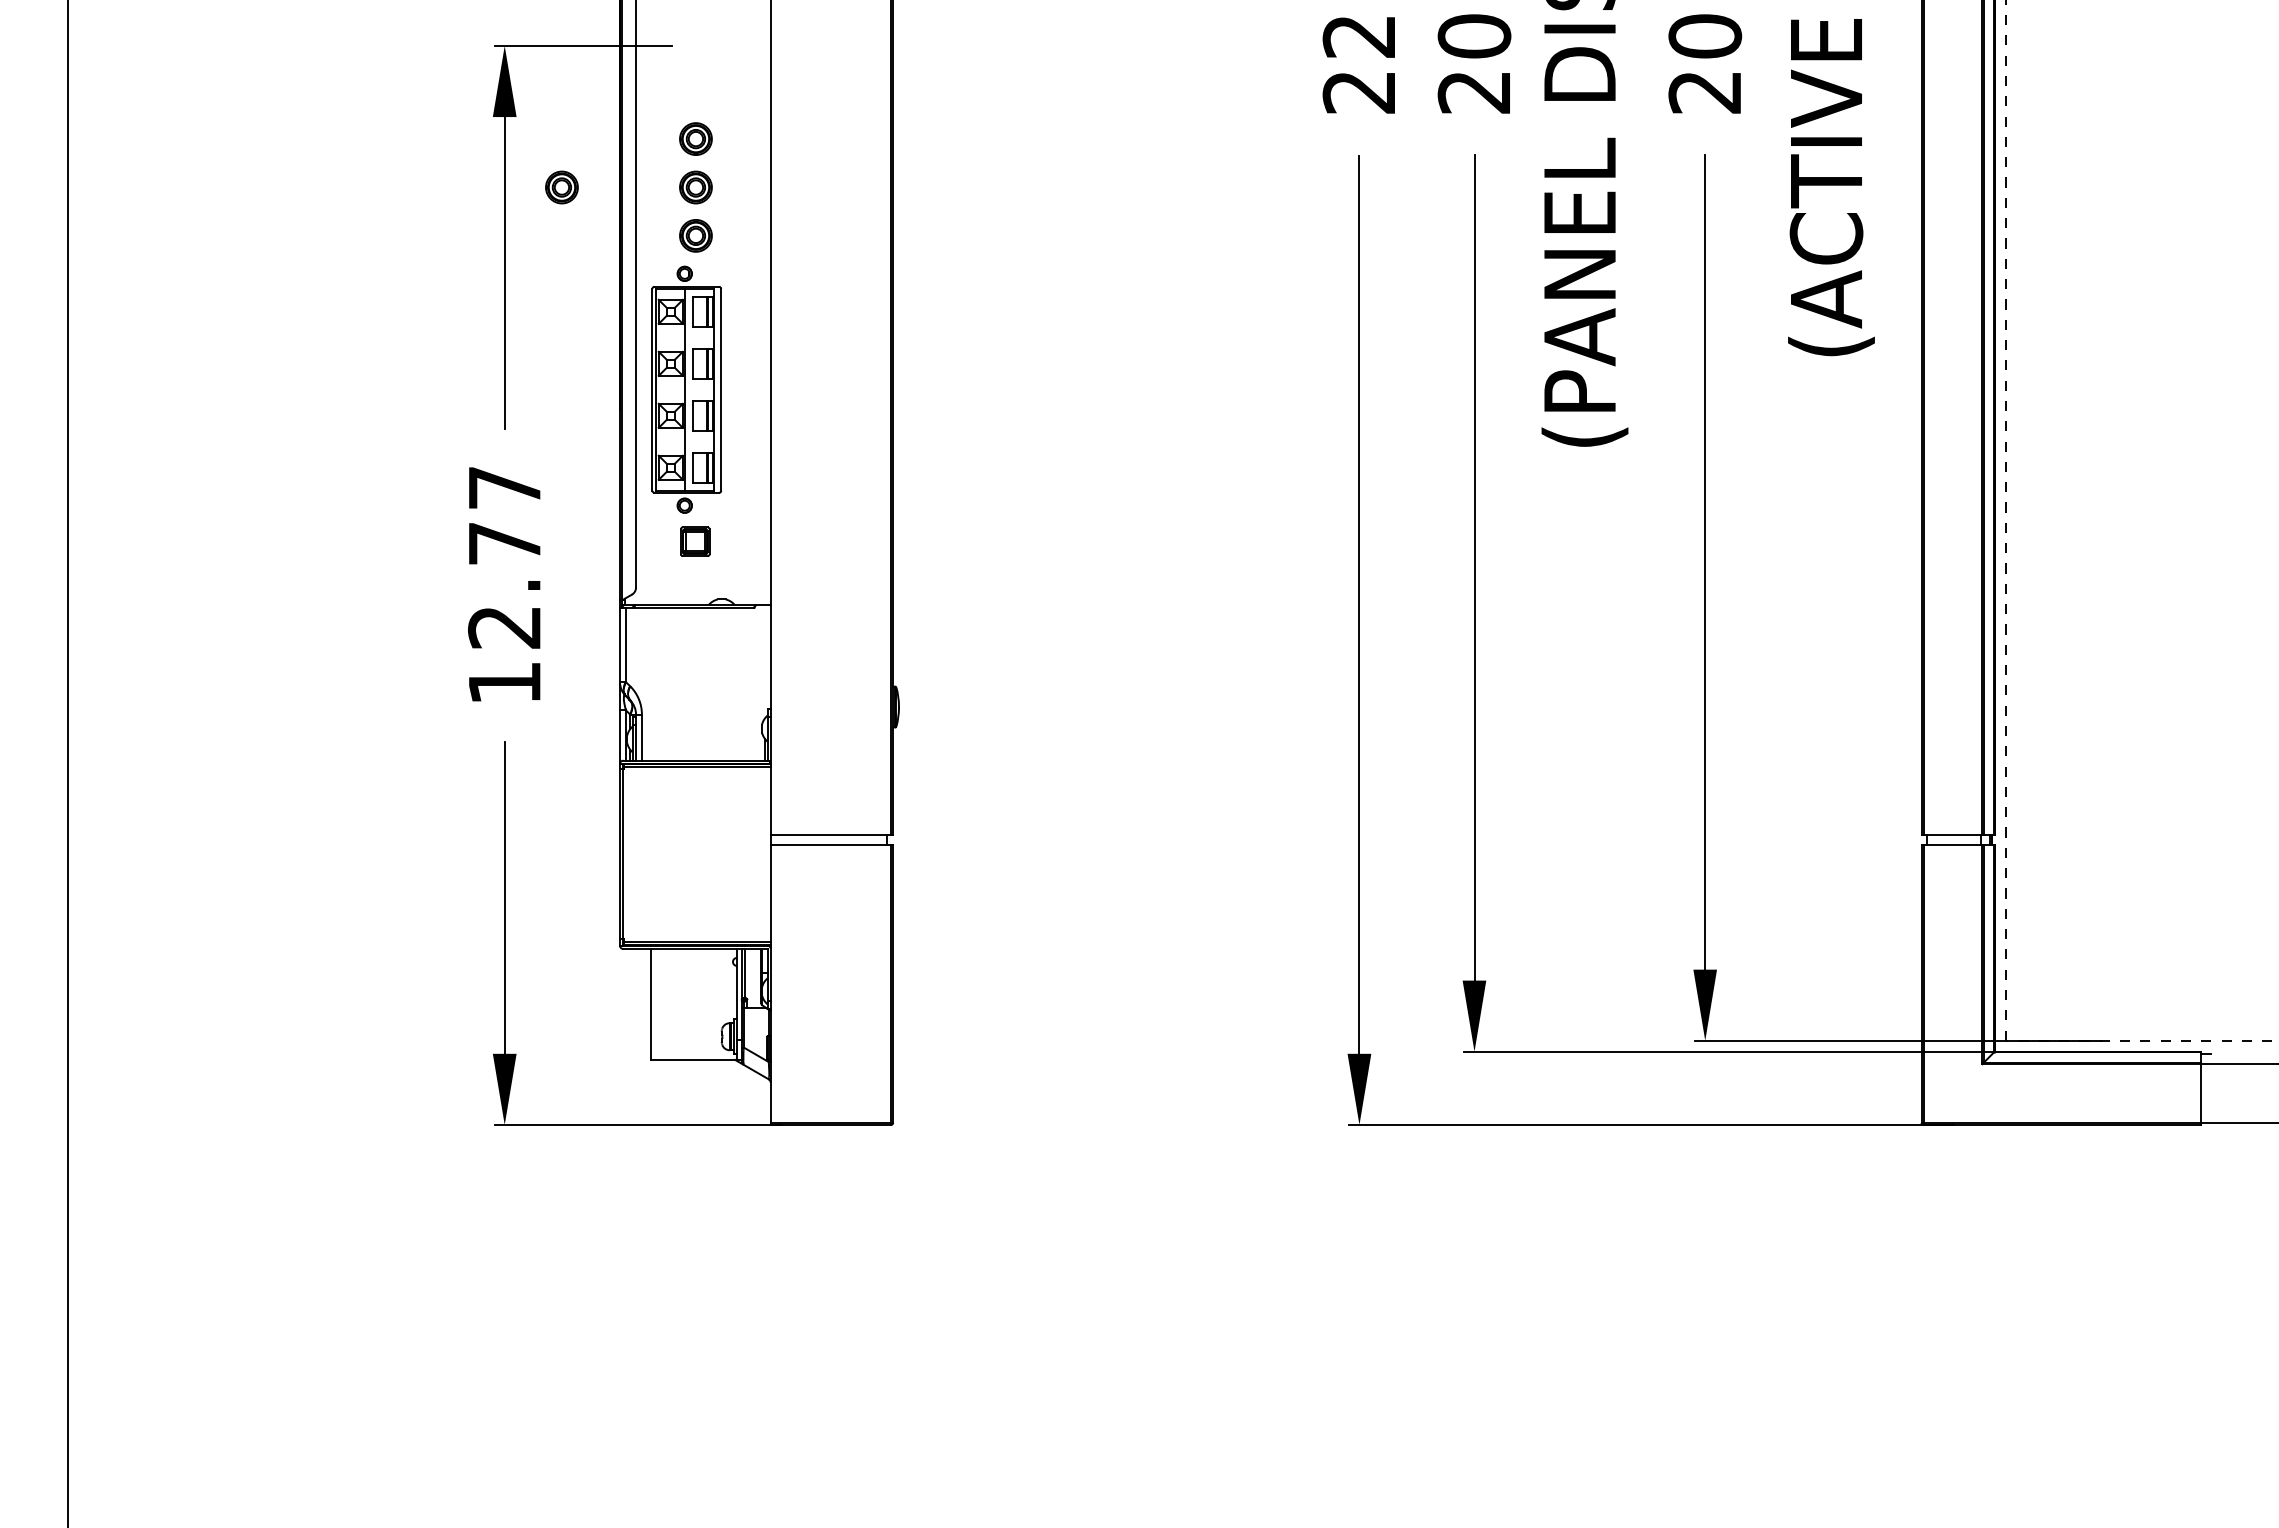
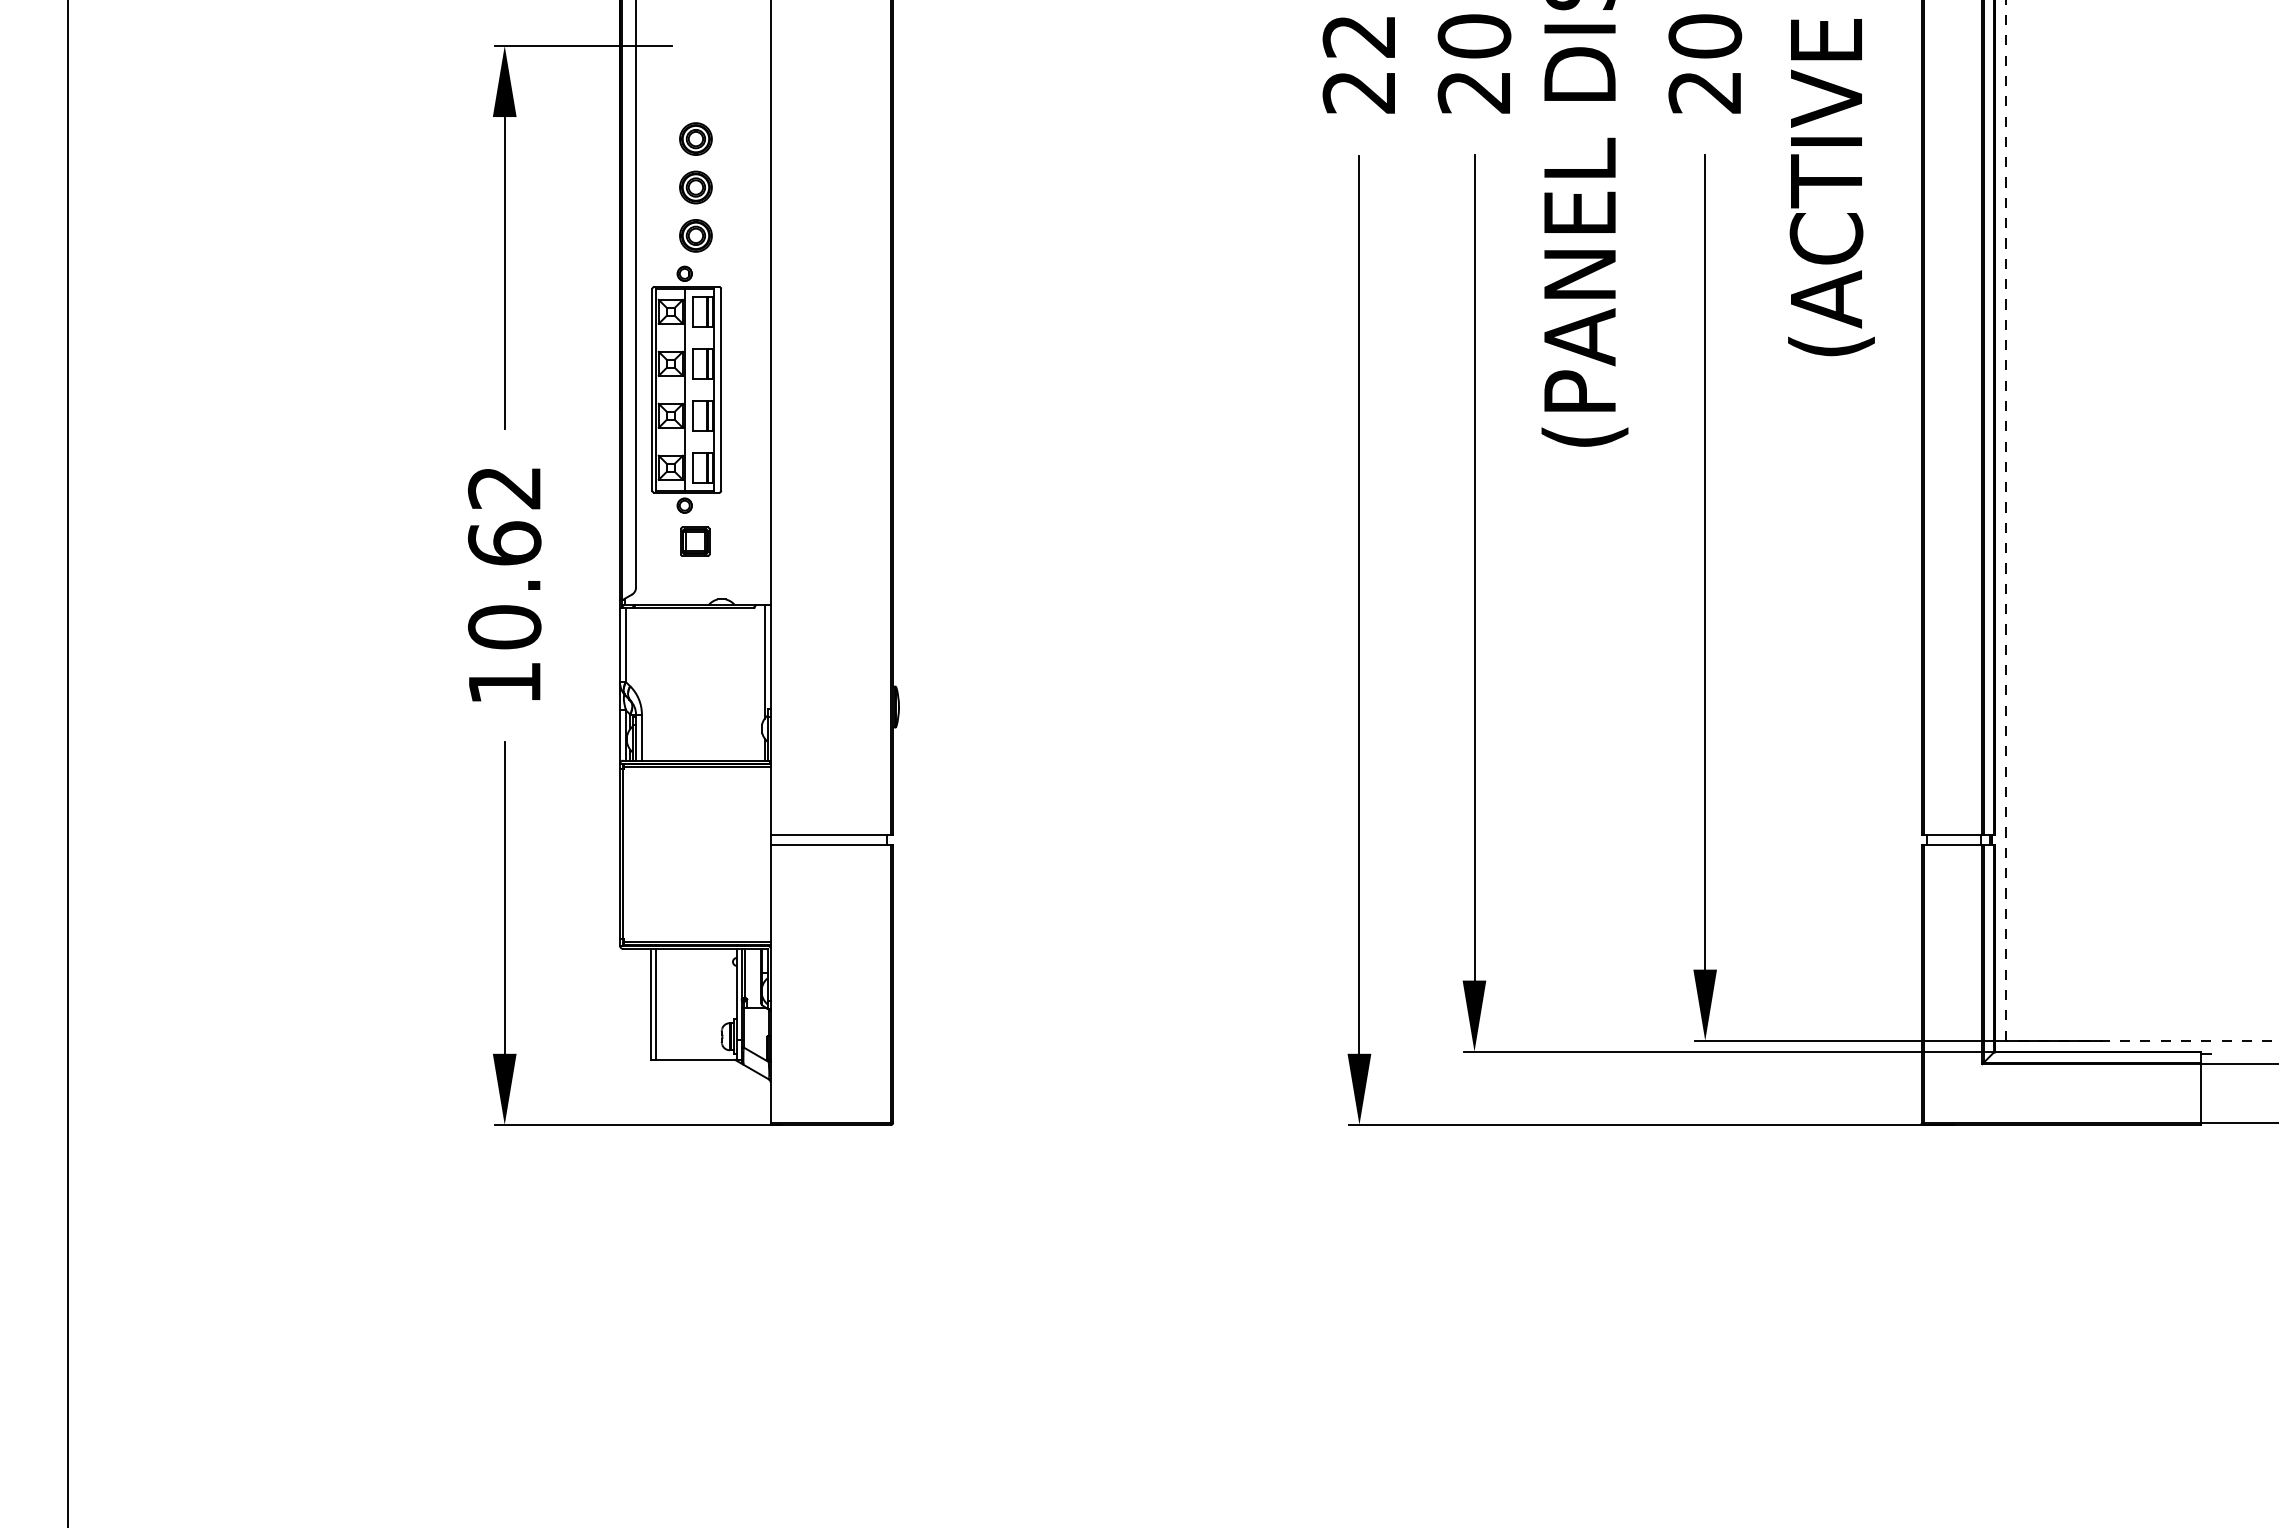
part: present -> none (561, 187)
text: 12.77 -> 10.62 (504, 558)
line: none -> present (764, 661)
line: none -> present (655, 1003)
